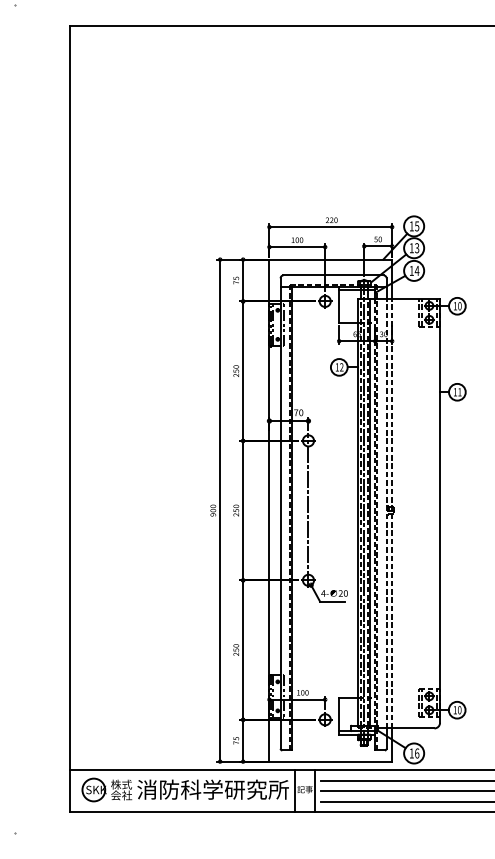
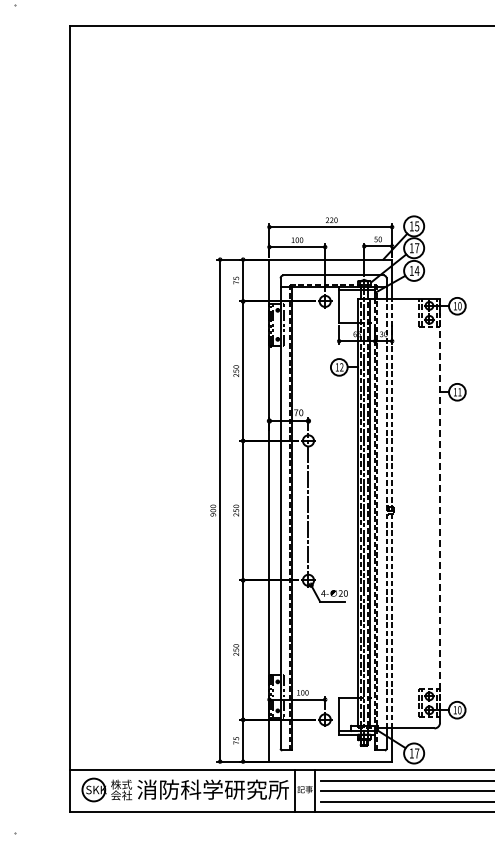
text: 13 -> 17 (417, 248)
line: solid -> dashed (440, 510)
text: 16 -> 17 (417, 753)
